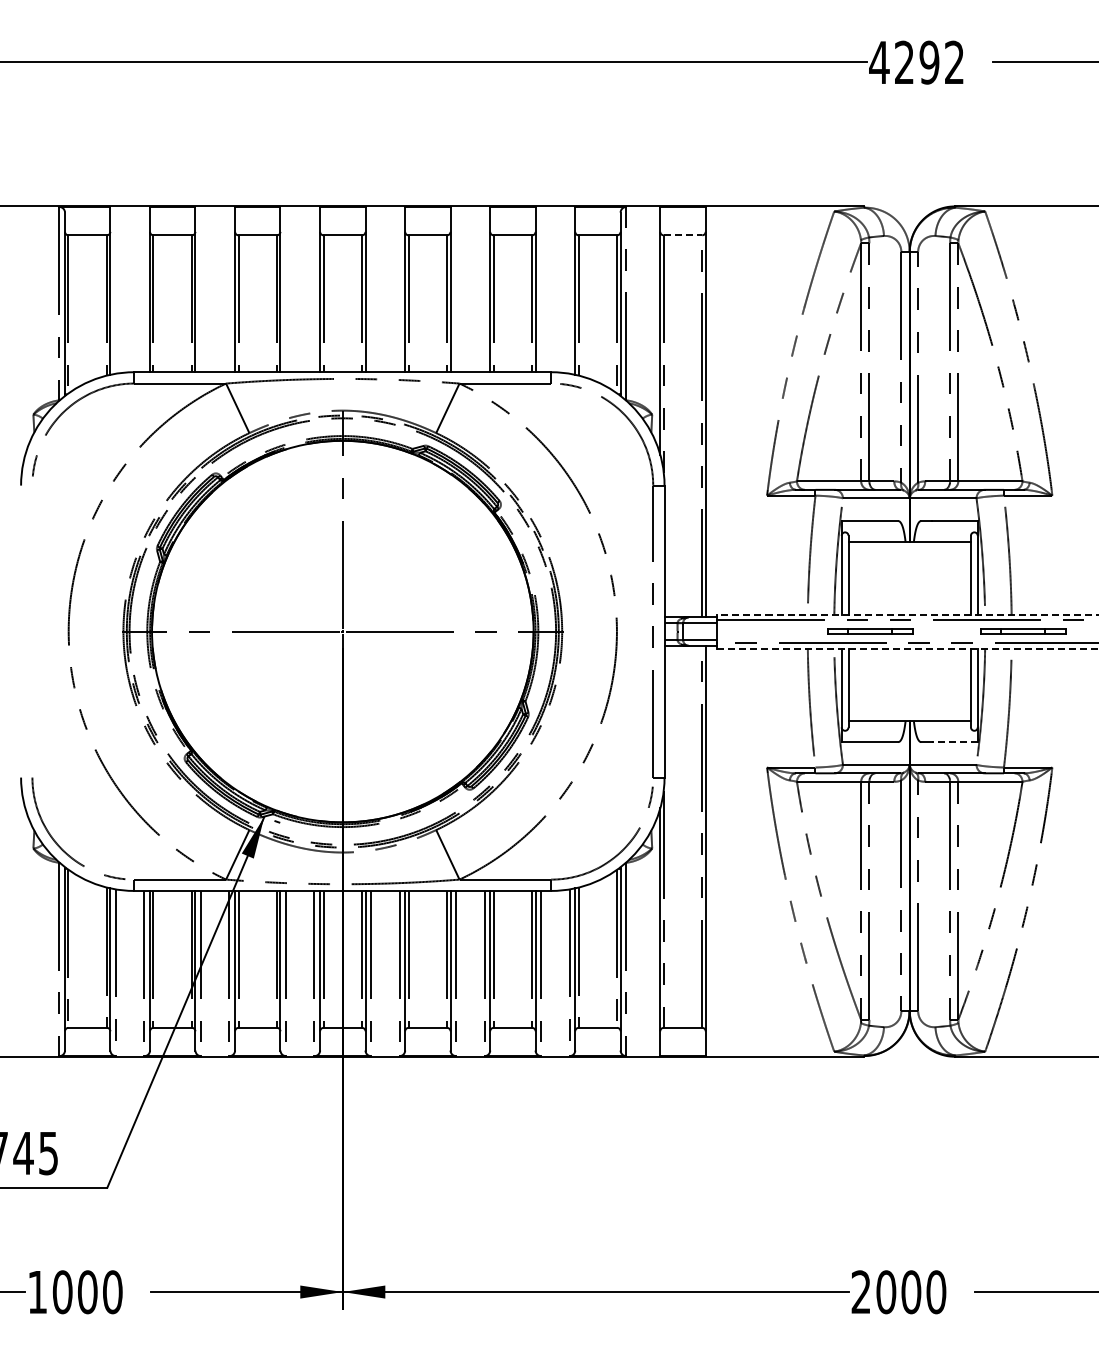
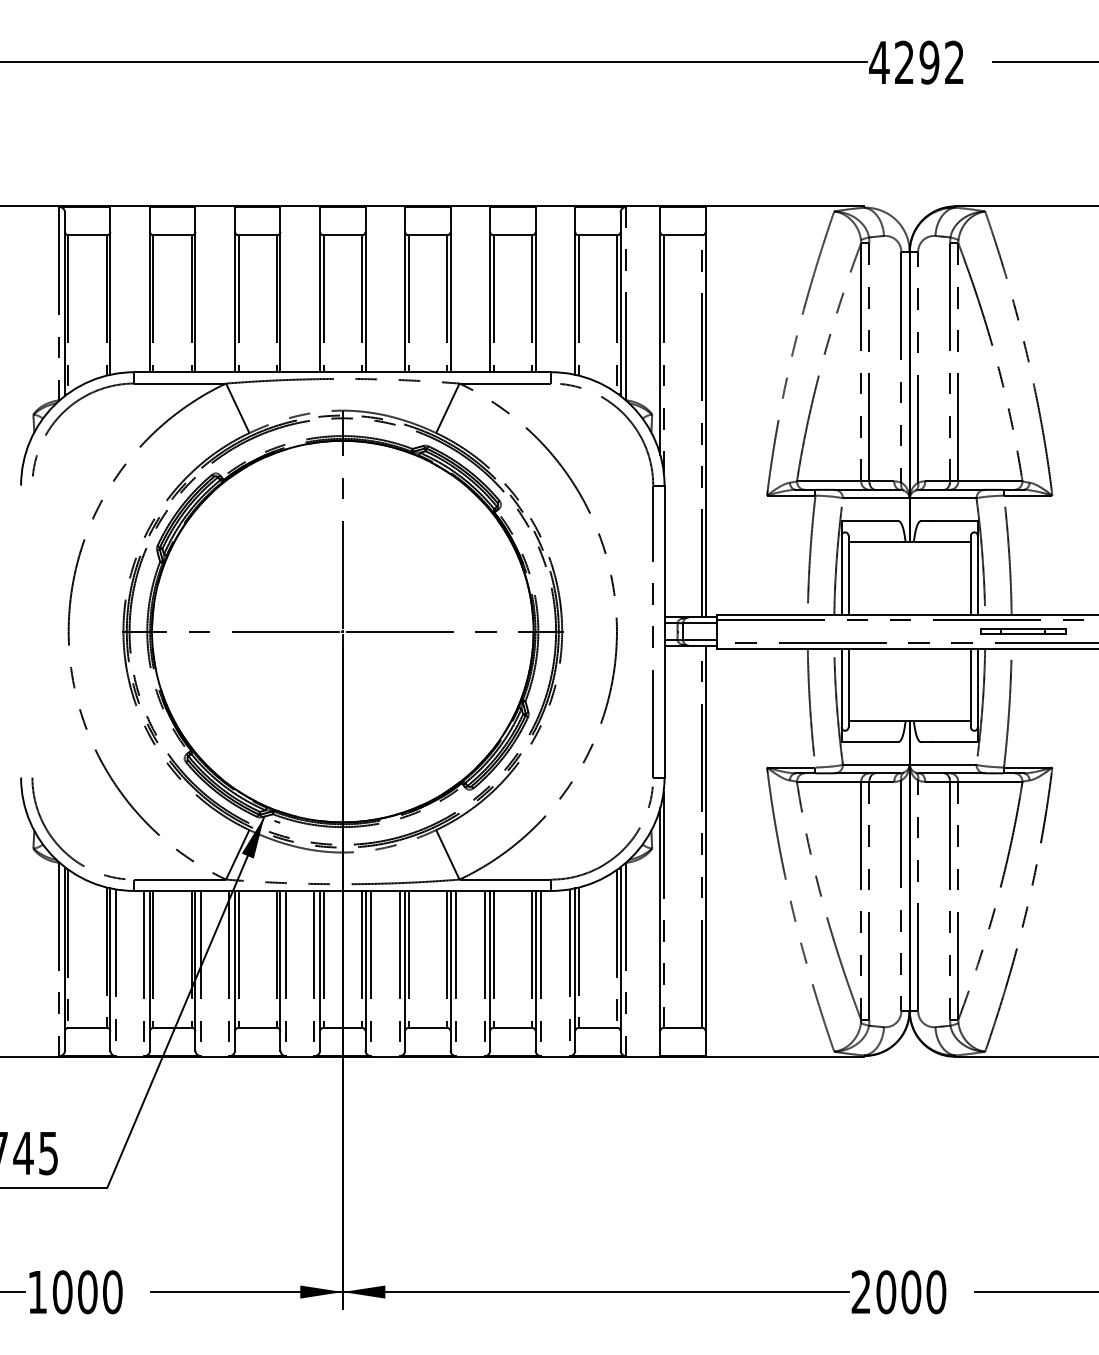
line: dashed -> solid (683, 235)
line: dashed -> solid (907, 614)
part: present -> none (870, 631)
line: dashed -> solid (907, 648)
line: dashed -> solid (954, 742)
